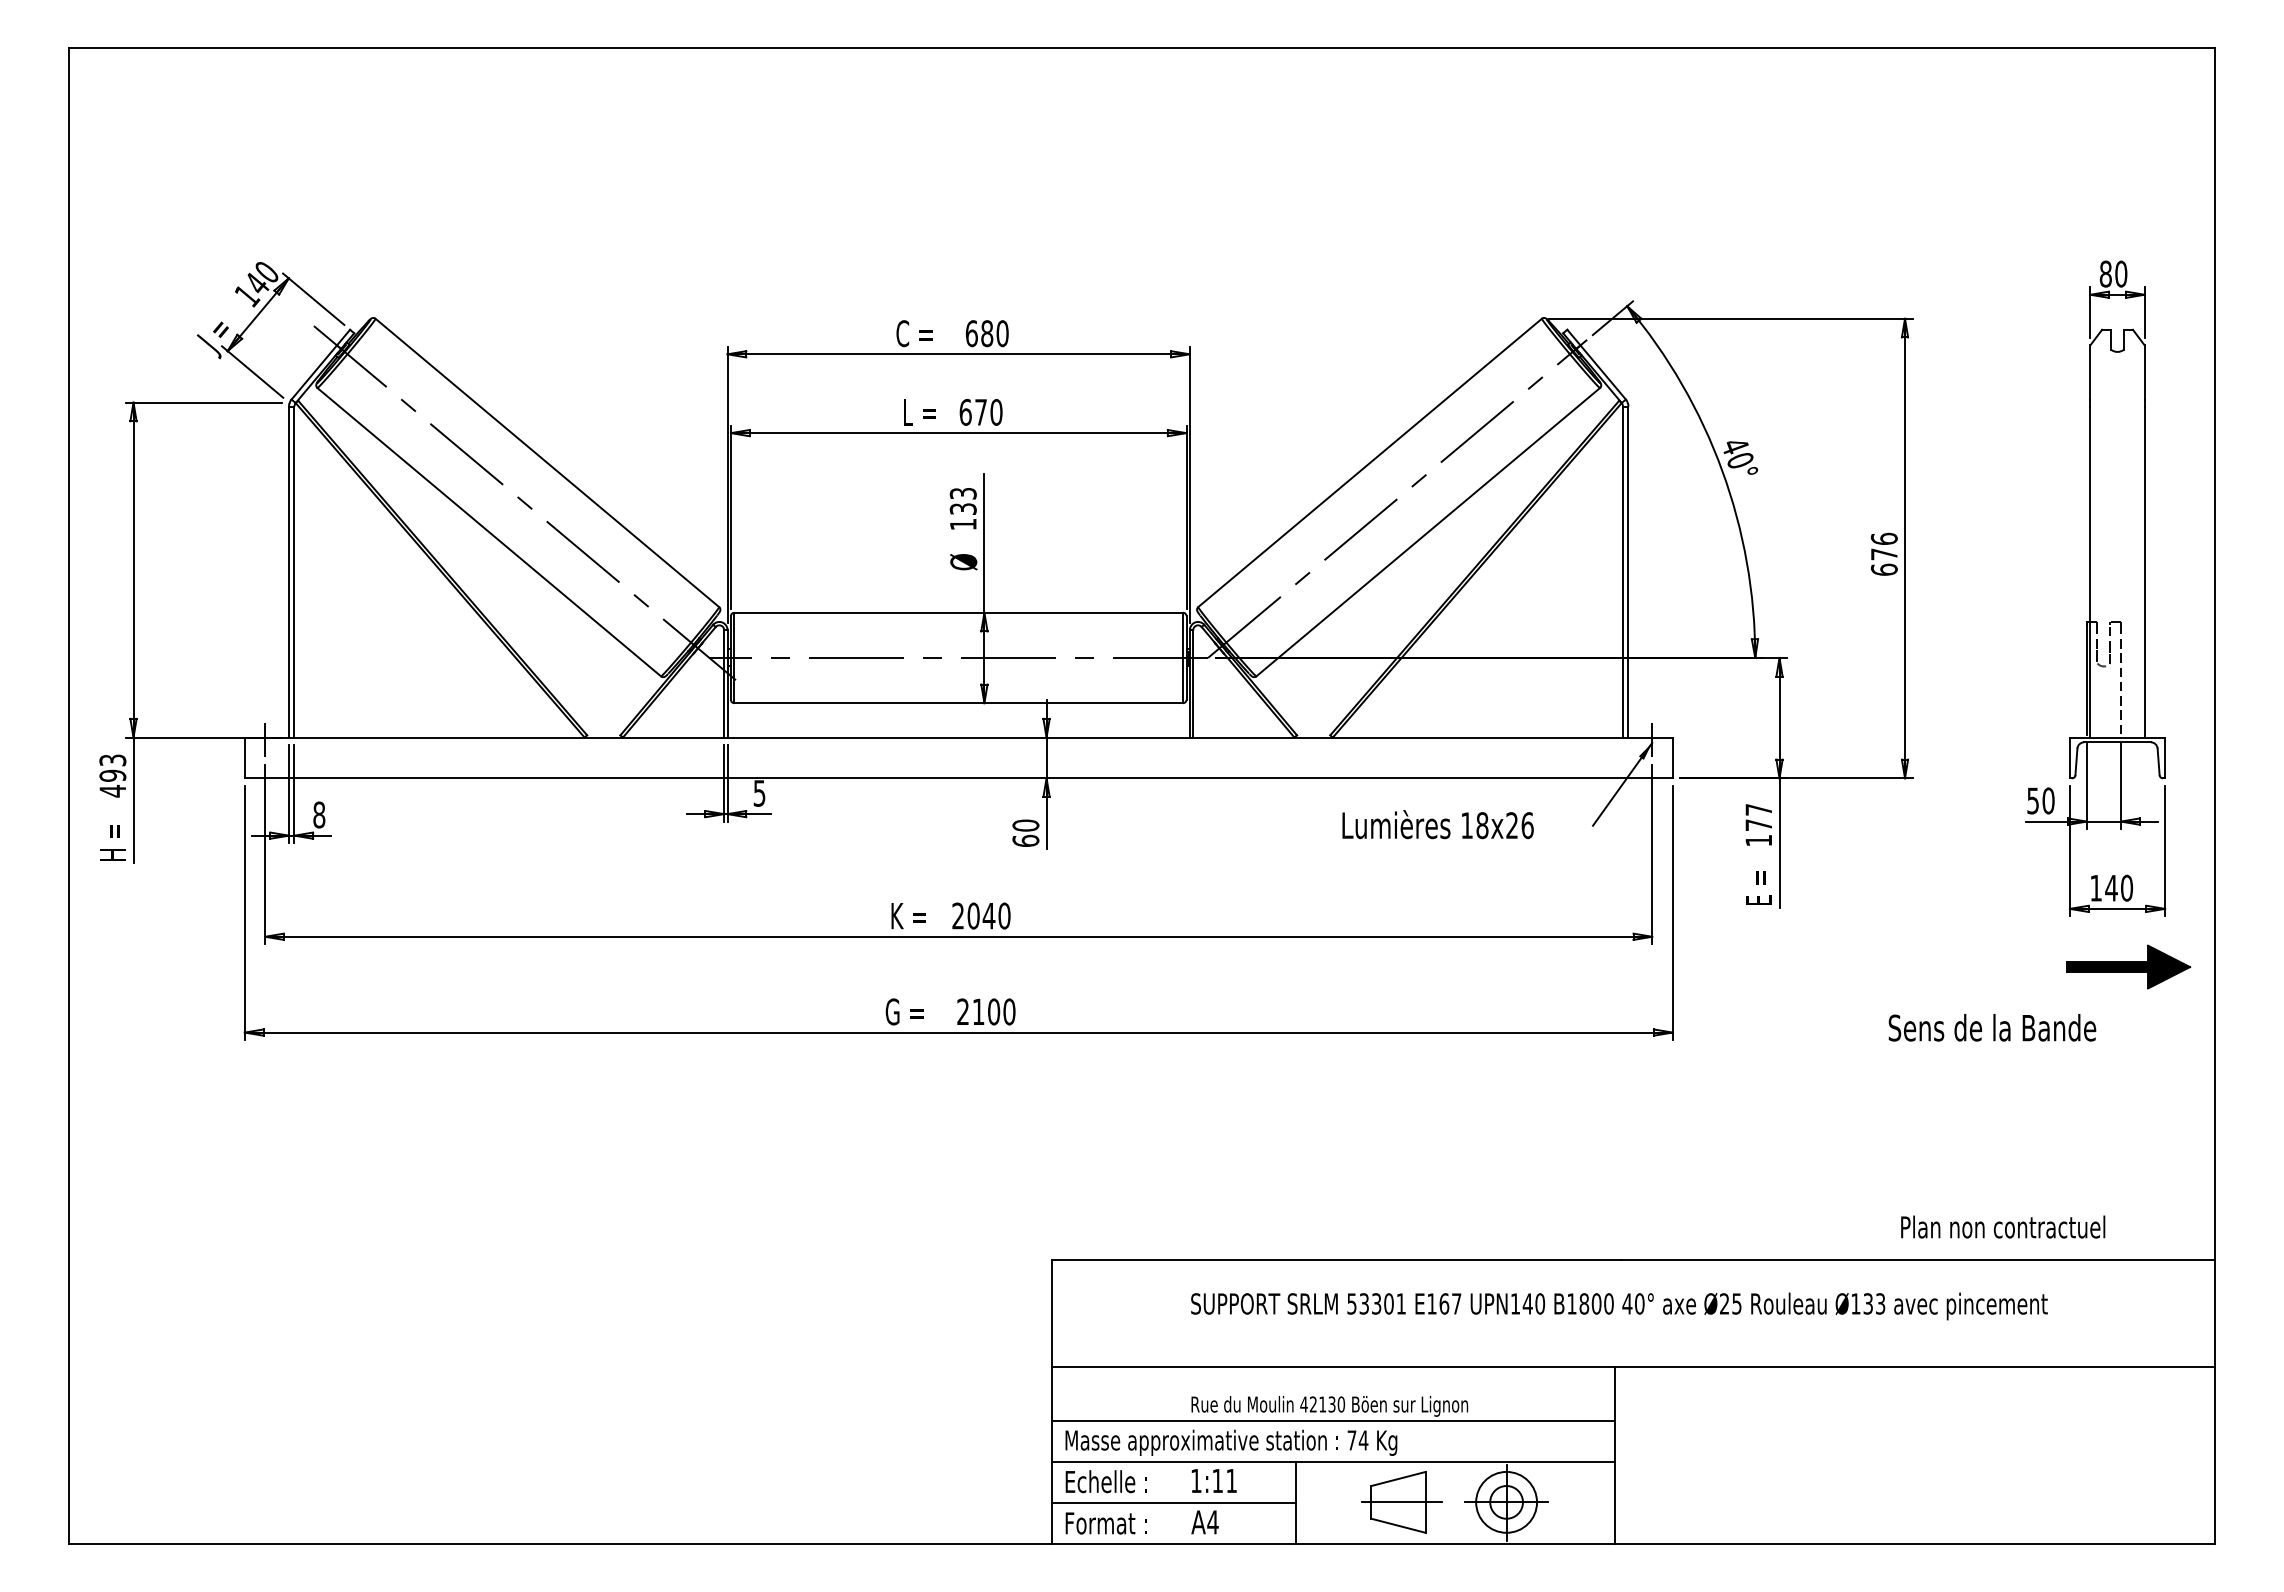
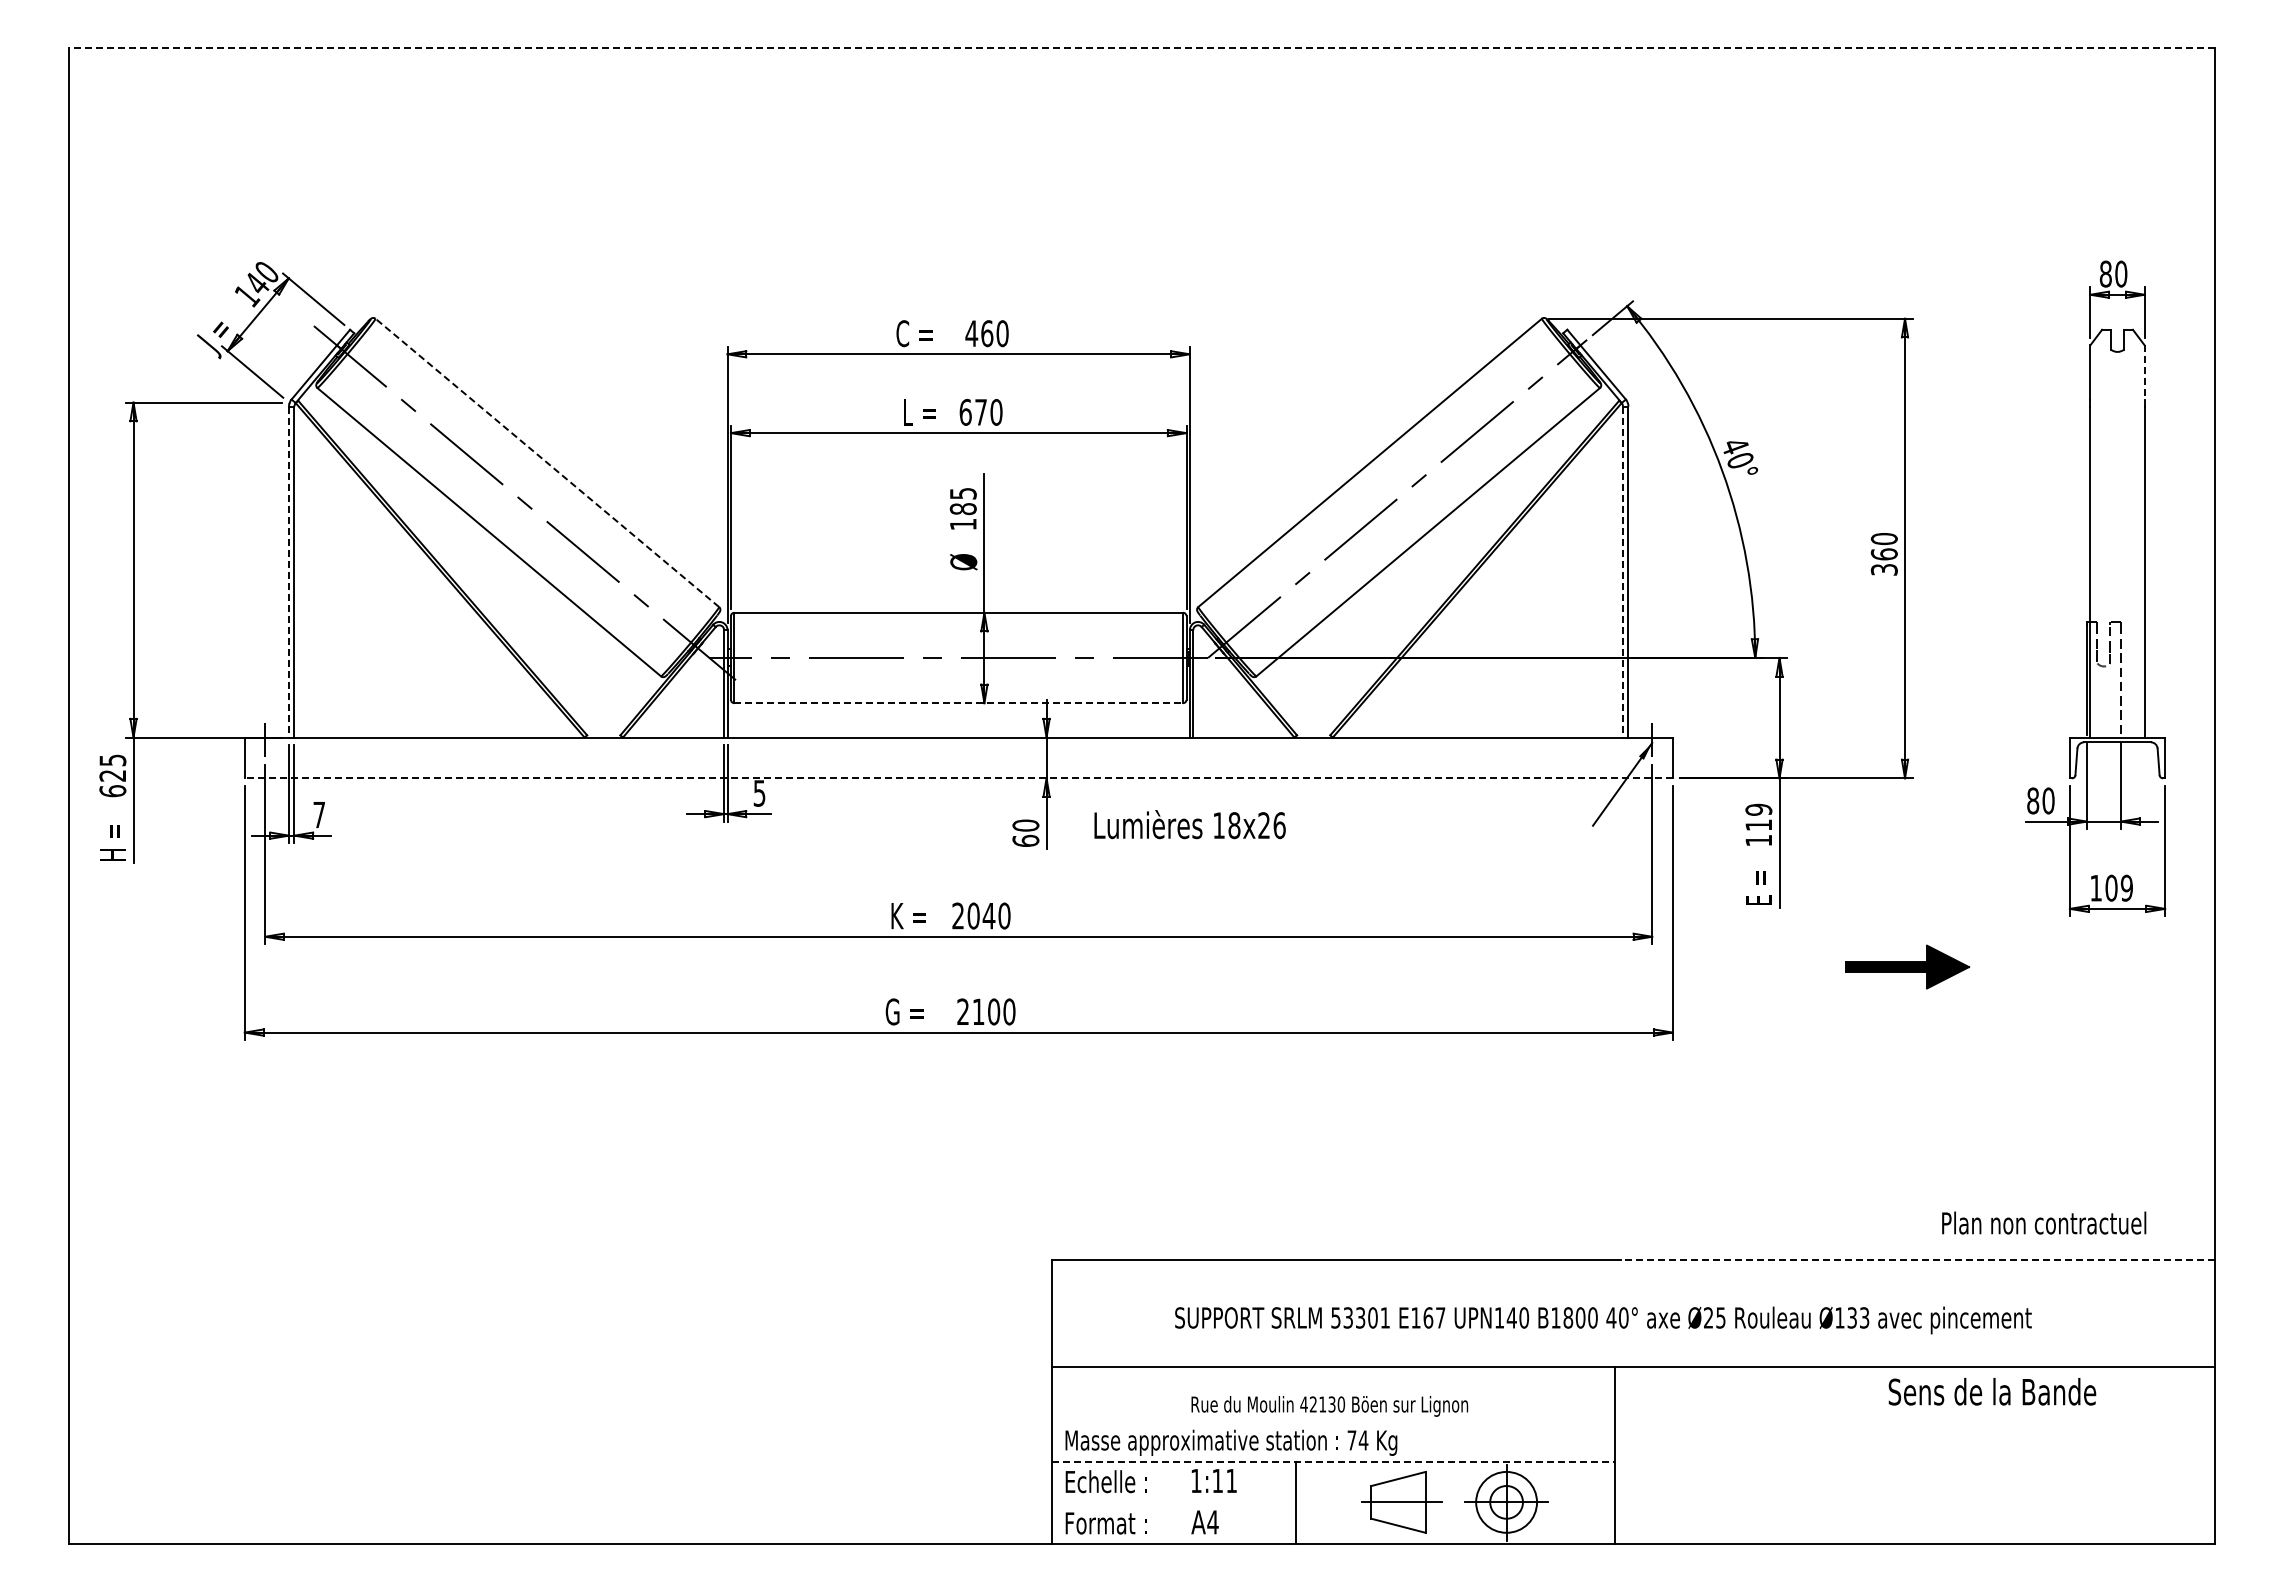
line: solid -> dashed (1141, 47)
text: 680 -> 460 (979, 333)
line: solid -> dashed (2144, 372)
line: solid -> dashed (546, 462)
text: 133 -> 185 (962, 501)
text: 676 -> 360 (1883, 553)
line: solid -> dashed (289, 572)
line: solid -> dashed (1623, 572)
line: solid -> dashed (959, 703)
text: 493 -> 625 (112, 775)
line: solid -> dashed (958, 778)
text: 50 -> 80 (2033, 800)
text: 8 -> 7 (319, 814)
text: 177 -> 119 (1758, 816)
text position: (1437, 824) -> (1189, 824) (1189, 824)
text: 140 -> 109 (2119, 887)
part position: (2128, 966) -> (1907, 966) (1907, 966)
text position: (1992, 1027) -> (1992, 1391) (1992, 1391)
text position: (2003, 1226) -> (2044, 1222) (2044, 1222)
line: solid -> dashed (1917, 1260)
text position: (1619, 1306) -> (1603, 1320) (1603, 1320)
line: present -> none (1332, 1420)
line: solid -> dashed (1333, 1462)
line: present -> none (1173, 1503)
